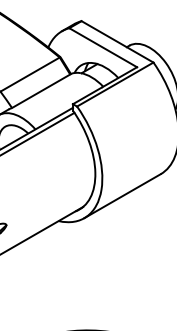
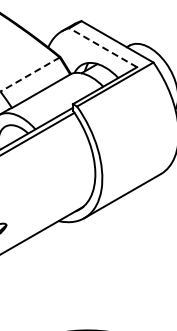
line: solid -> dashed (102, 47)
line: solid -> dashed (29, 74)
